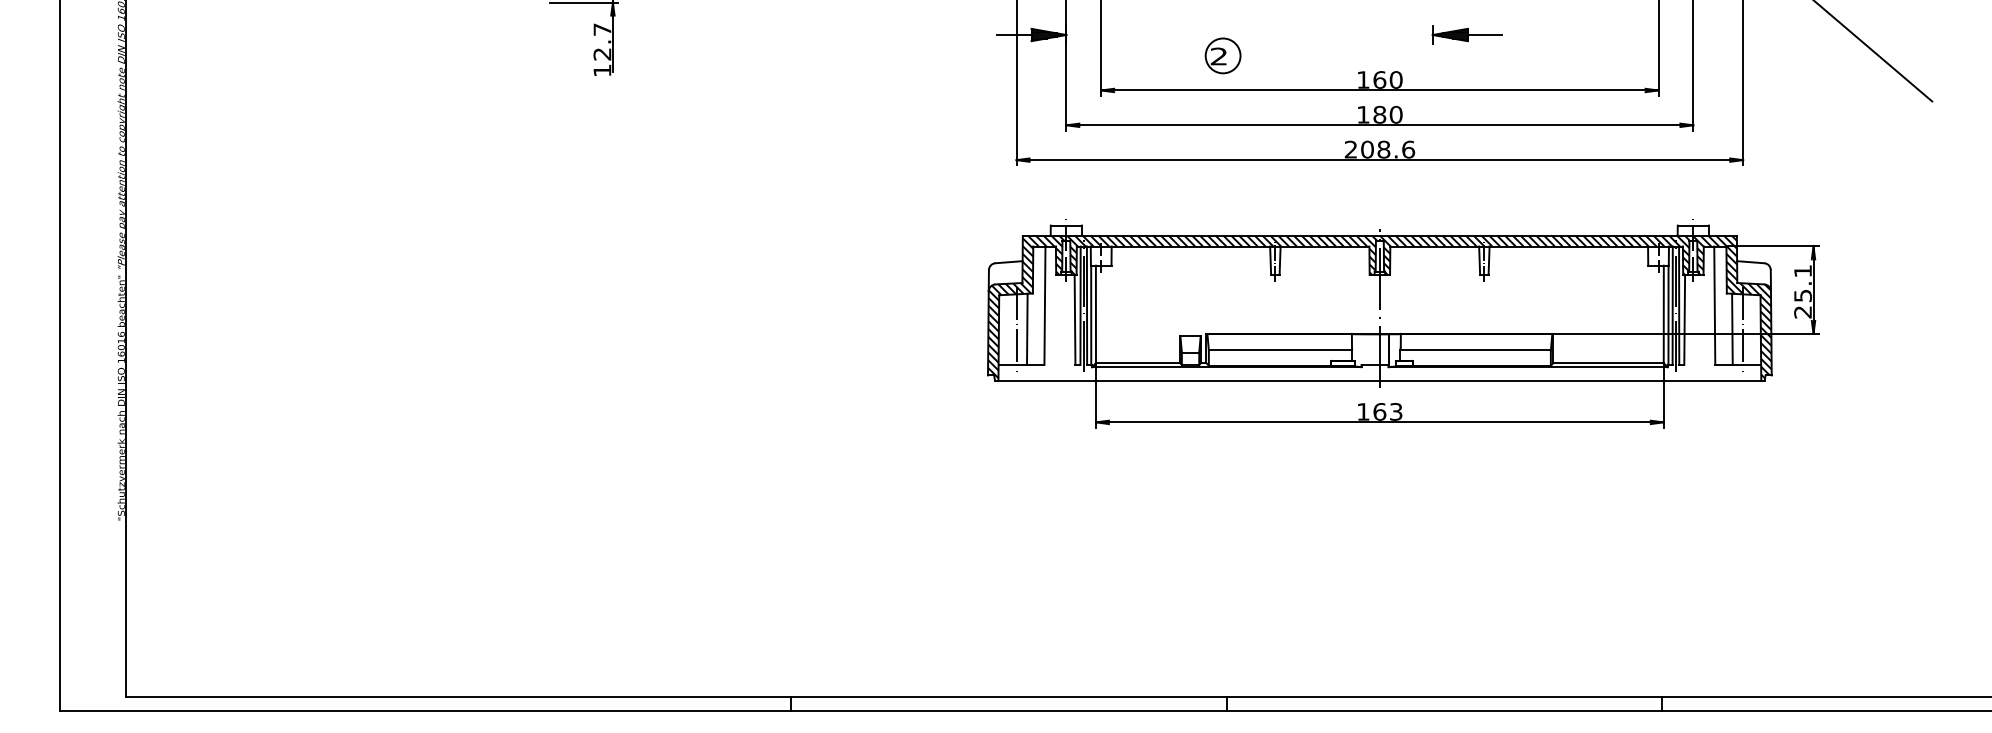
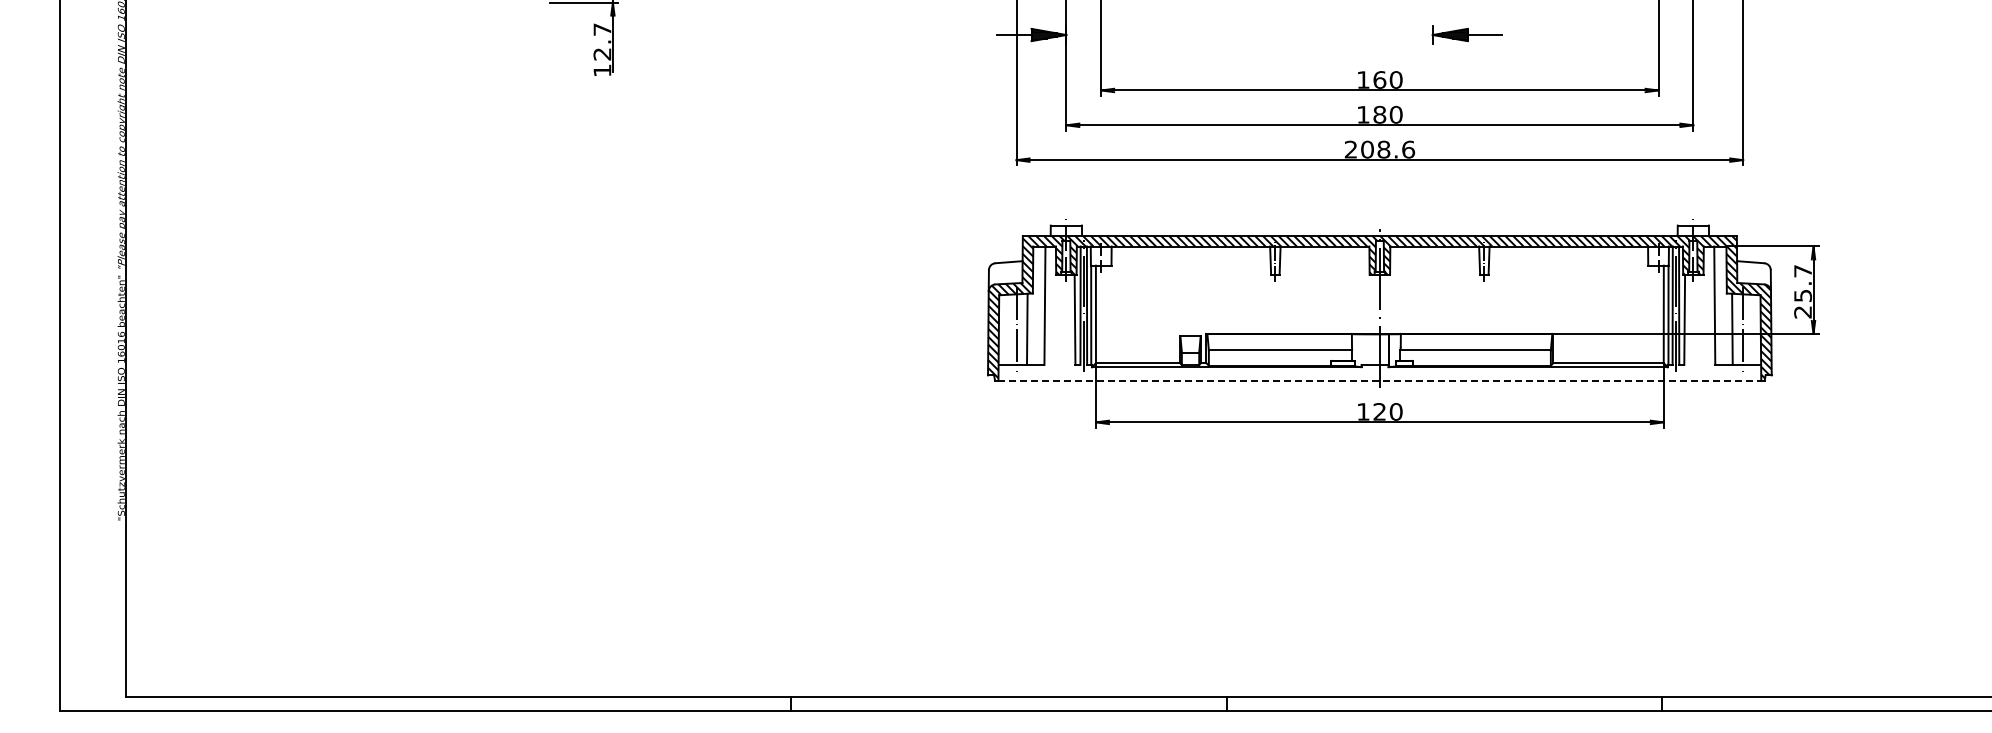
line: present -> none (1873, 51)
part: present -> none (1222, 55)
text: 25.1 -> 25.7 (1802, 271)
line: solid -> dashed (1380, 380)
text: 163 -> 120 (1387, 411)
